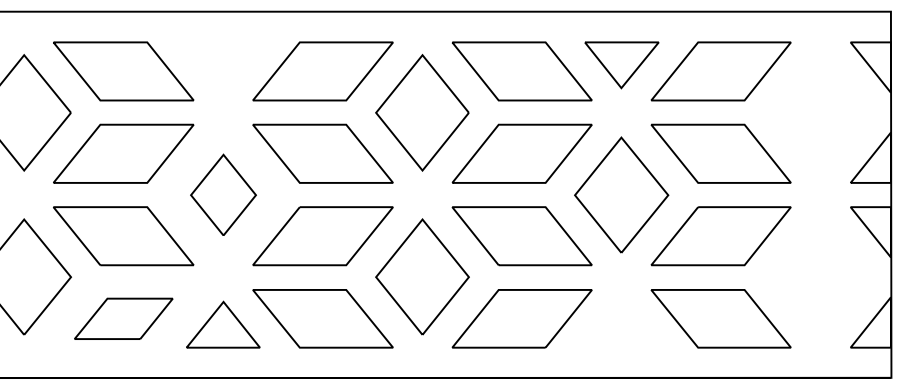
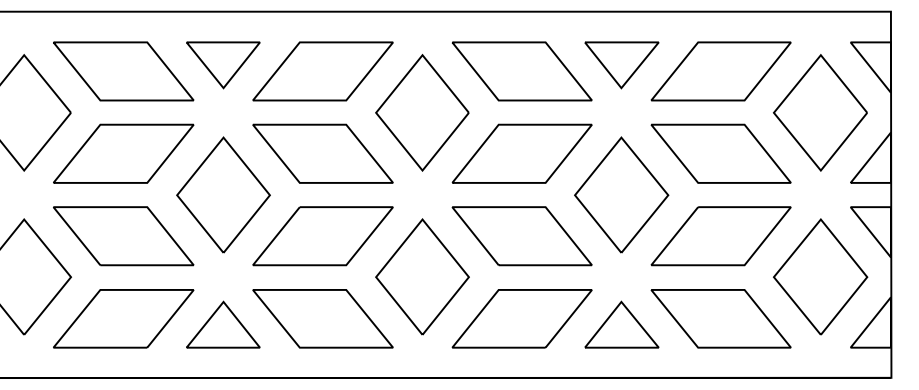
part: none -> present (223, 65)
part: none -> present (820, 112)
part size: 67x83 px -> 95x118 px (223, 194)
part: none -> present (820, 276)
part size: 100x43 px -> 142x60 px (123, 318)
part: none -> present (621, 324)
